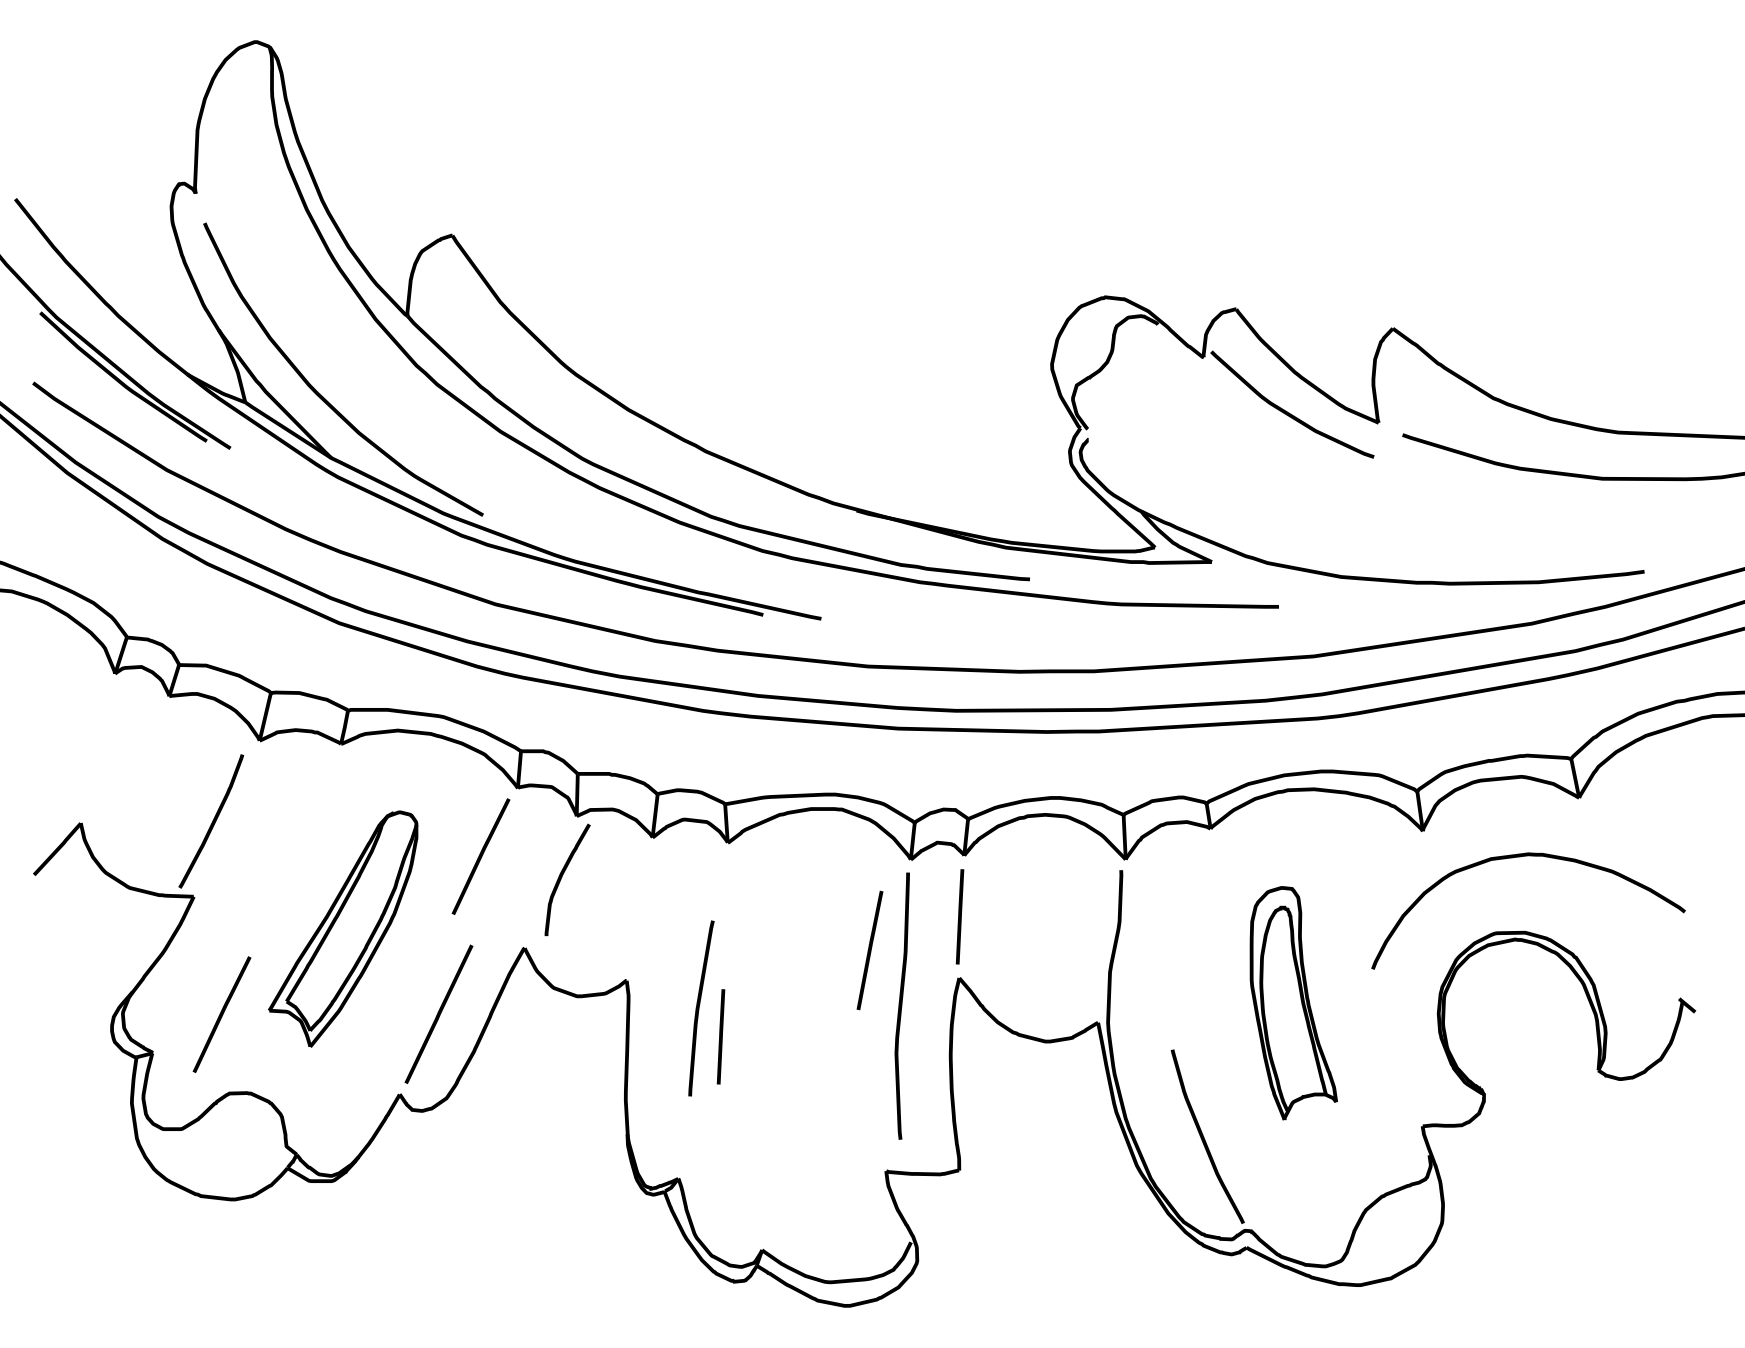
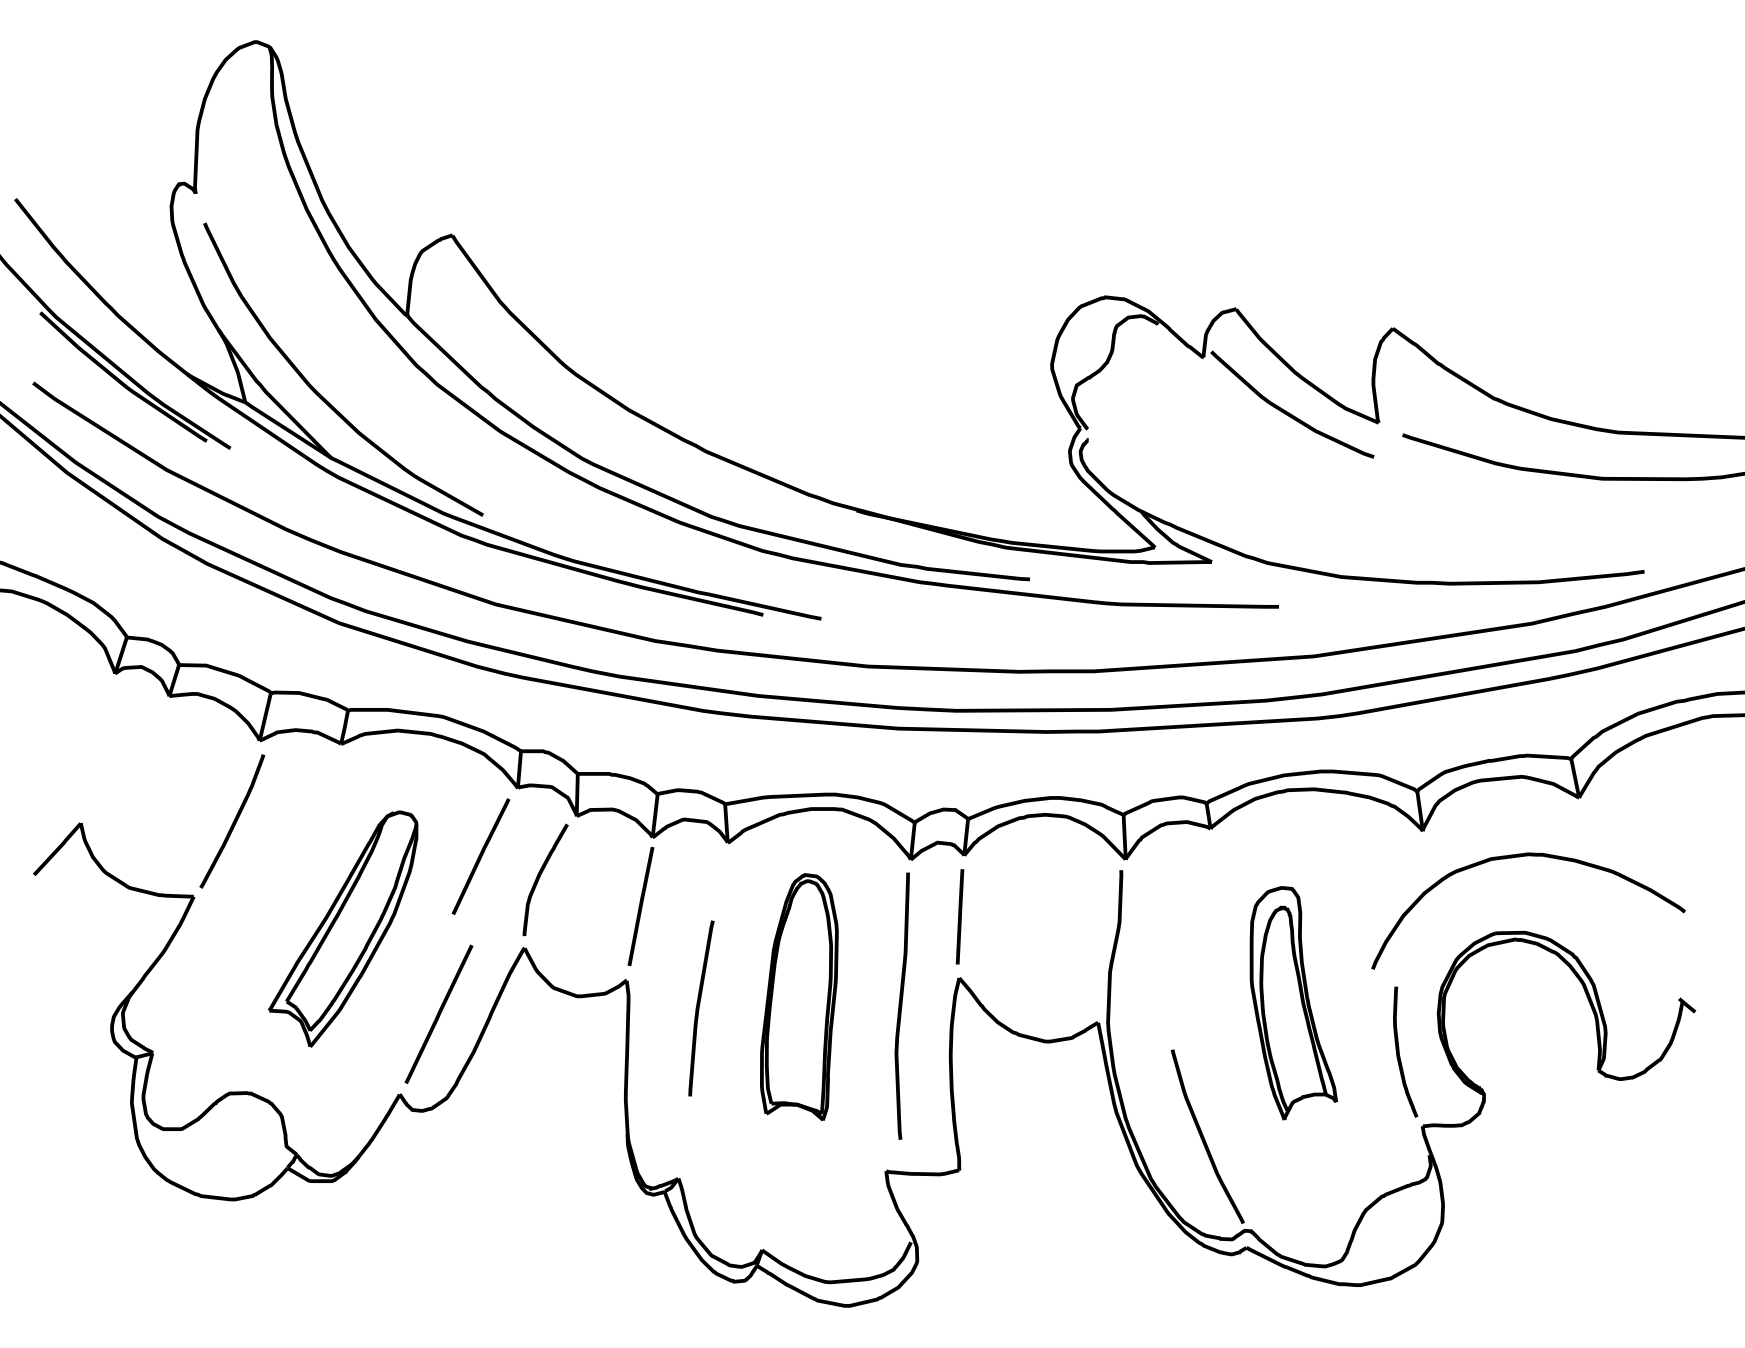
curve position: (212, 821) -> (233, 821) (233, 821)
curve position: (562, 877) -> (540, 877) (540, 877)
curve position: (869, 950) -> (640, 906) (640, 906)
part: none -> present (799, 997)
curve: present -> none (221, 1014)
curve: present -> none (720, 1036)
curve: none -> present (1399, 1051)
